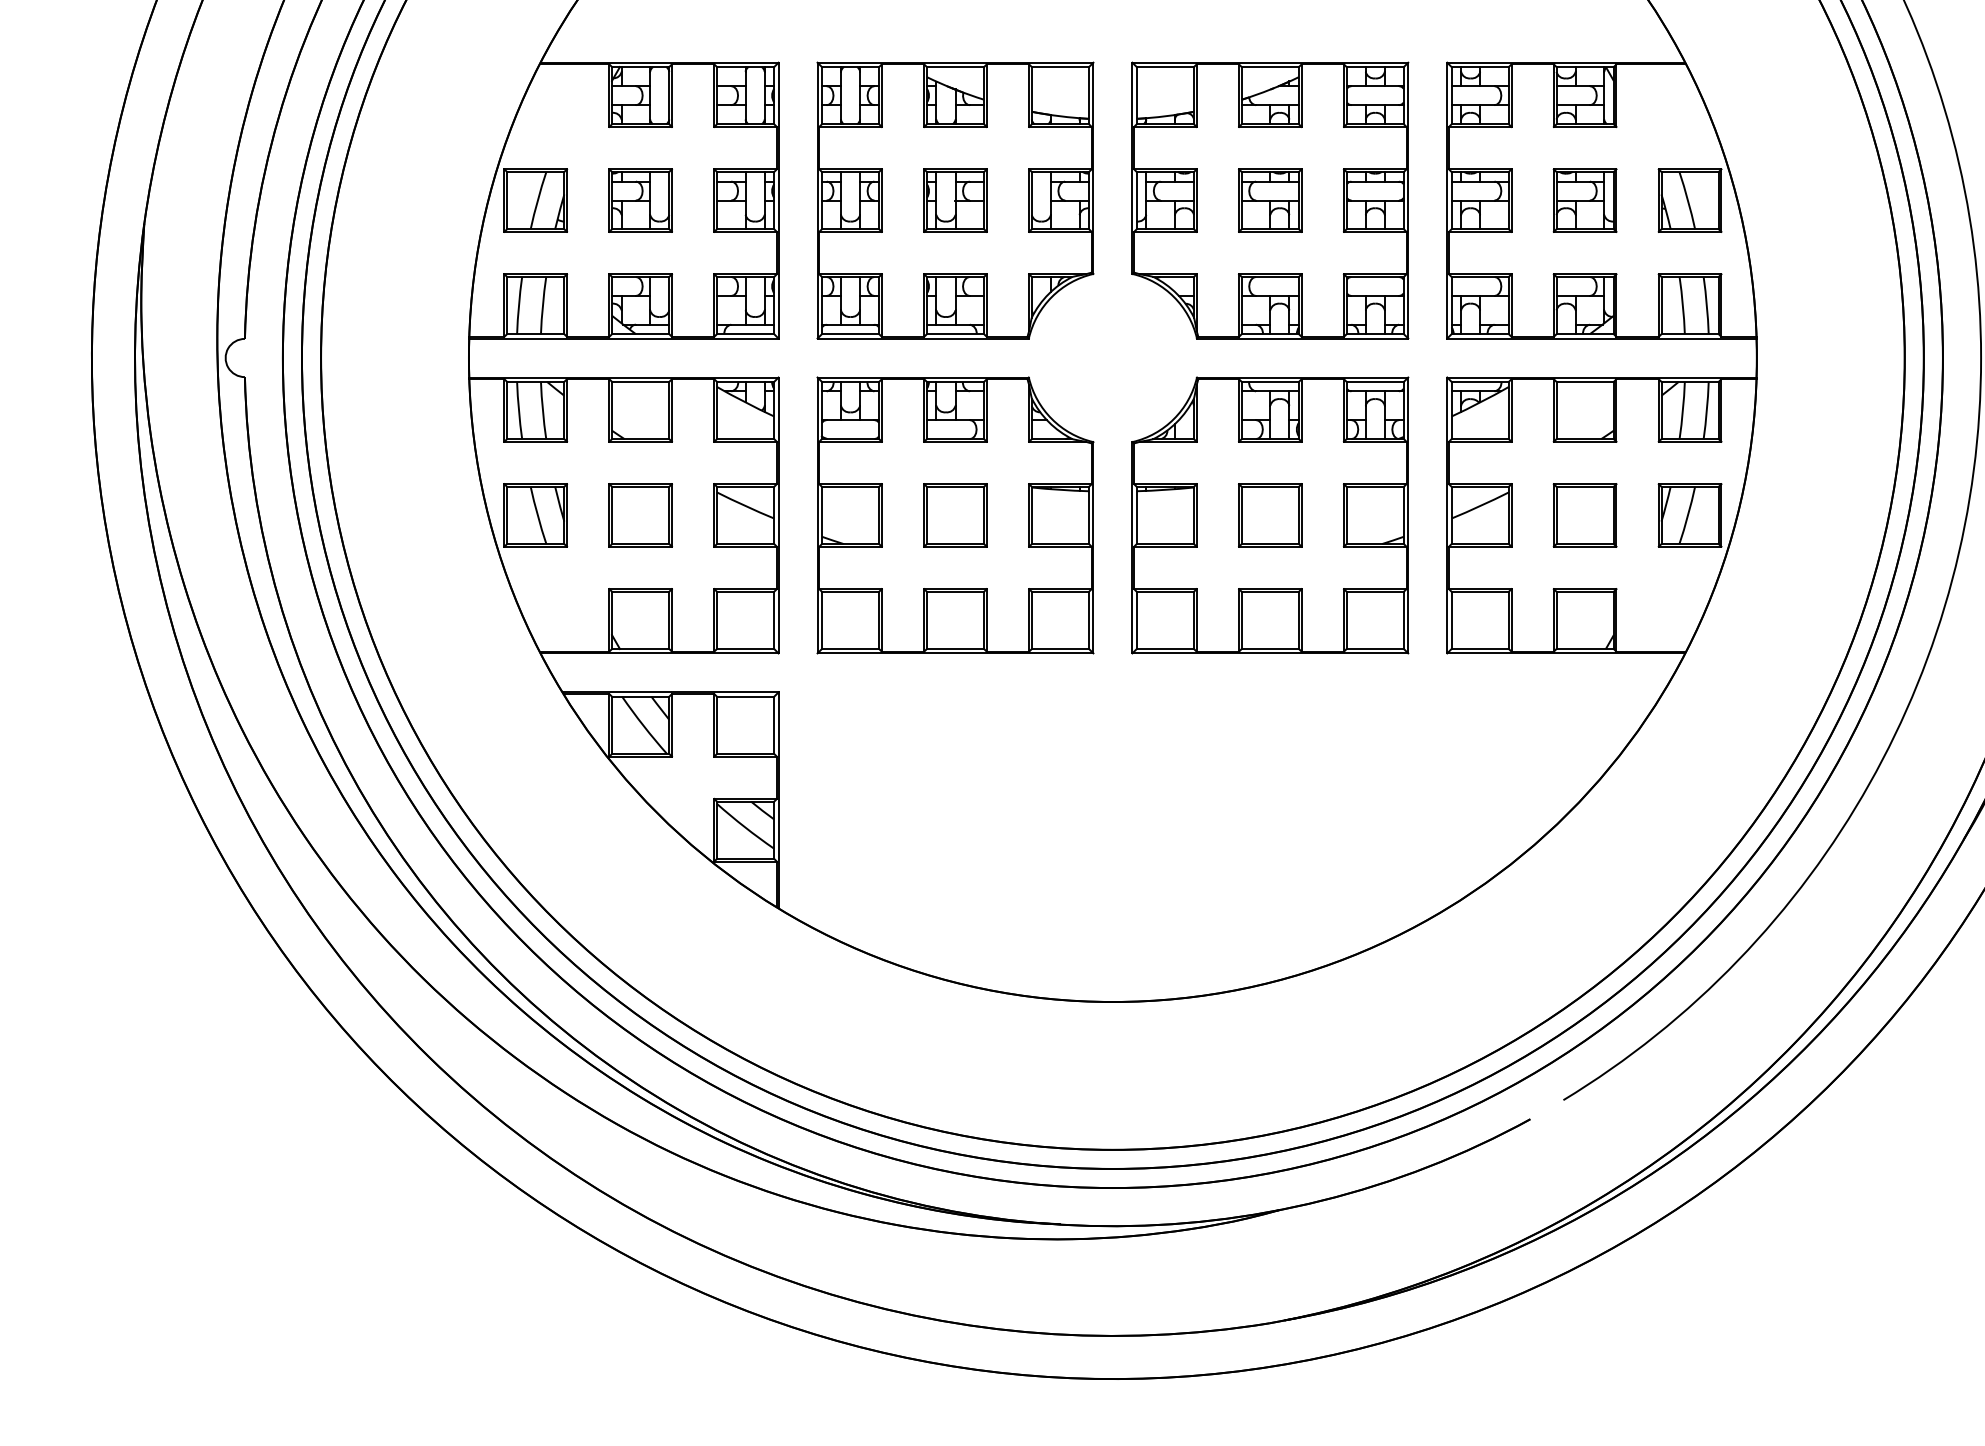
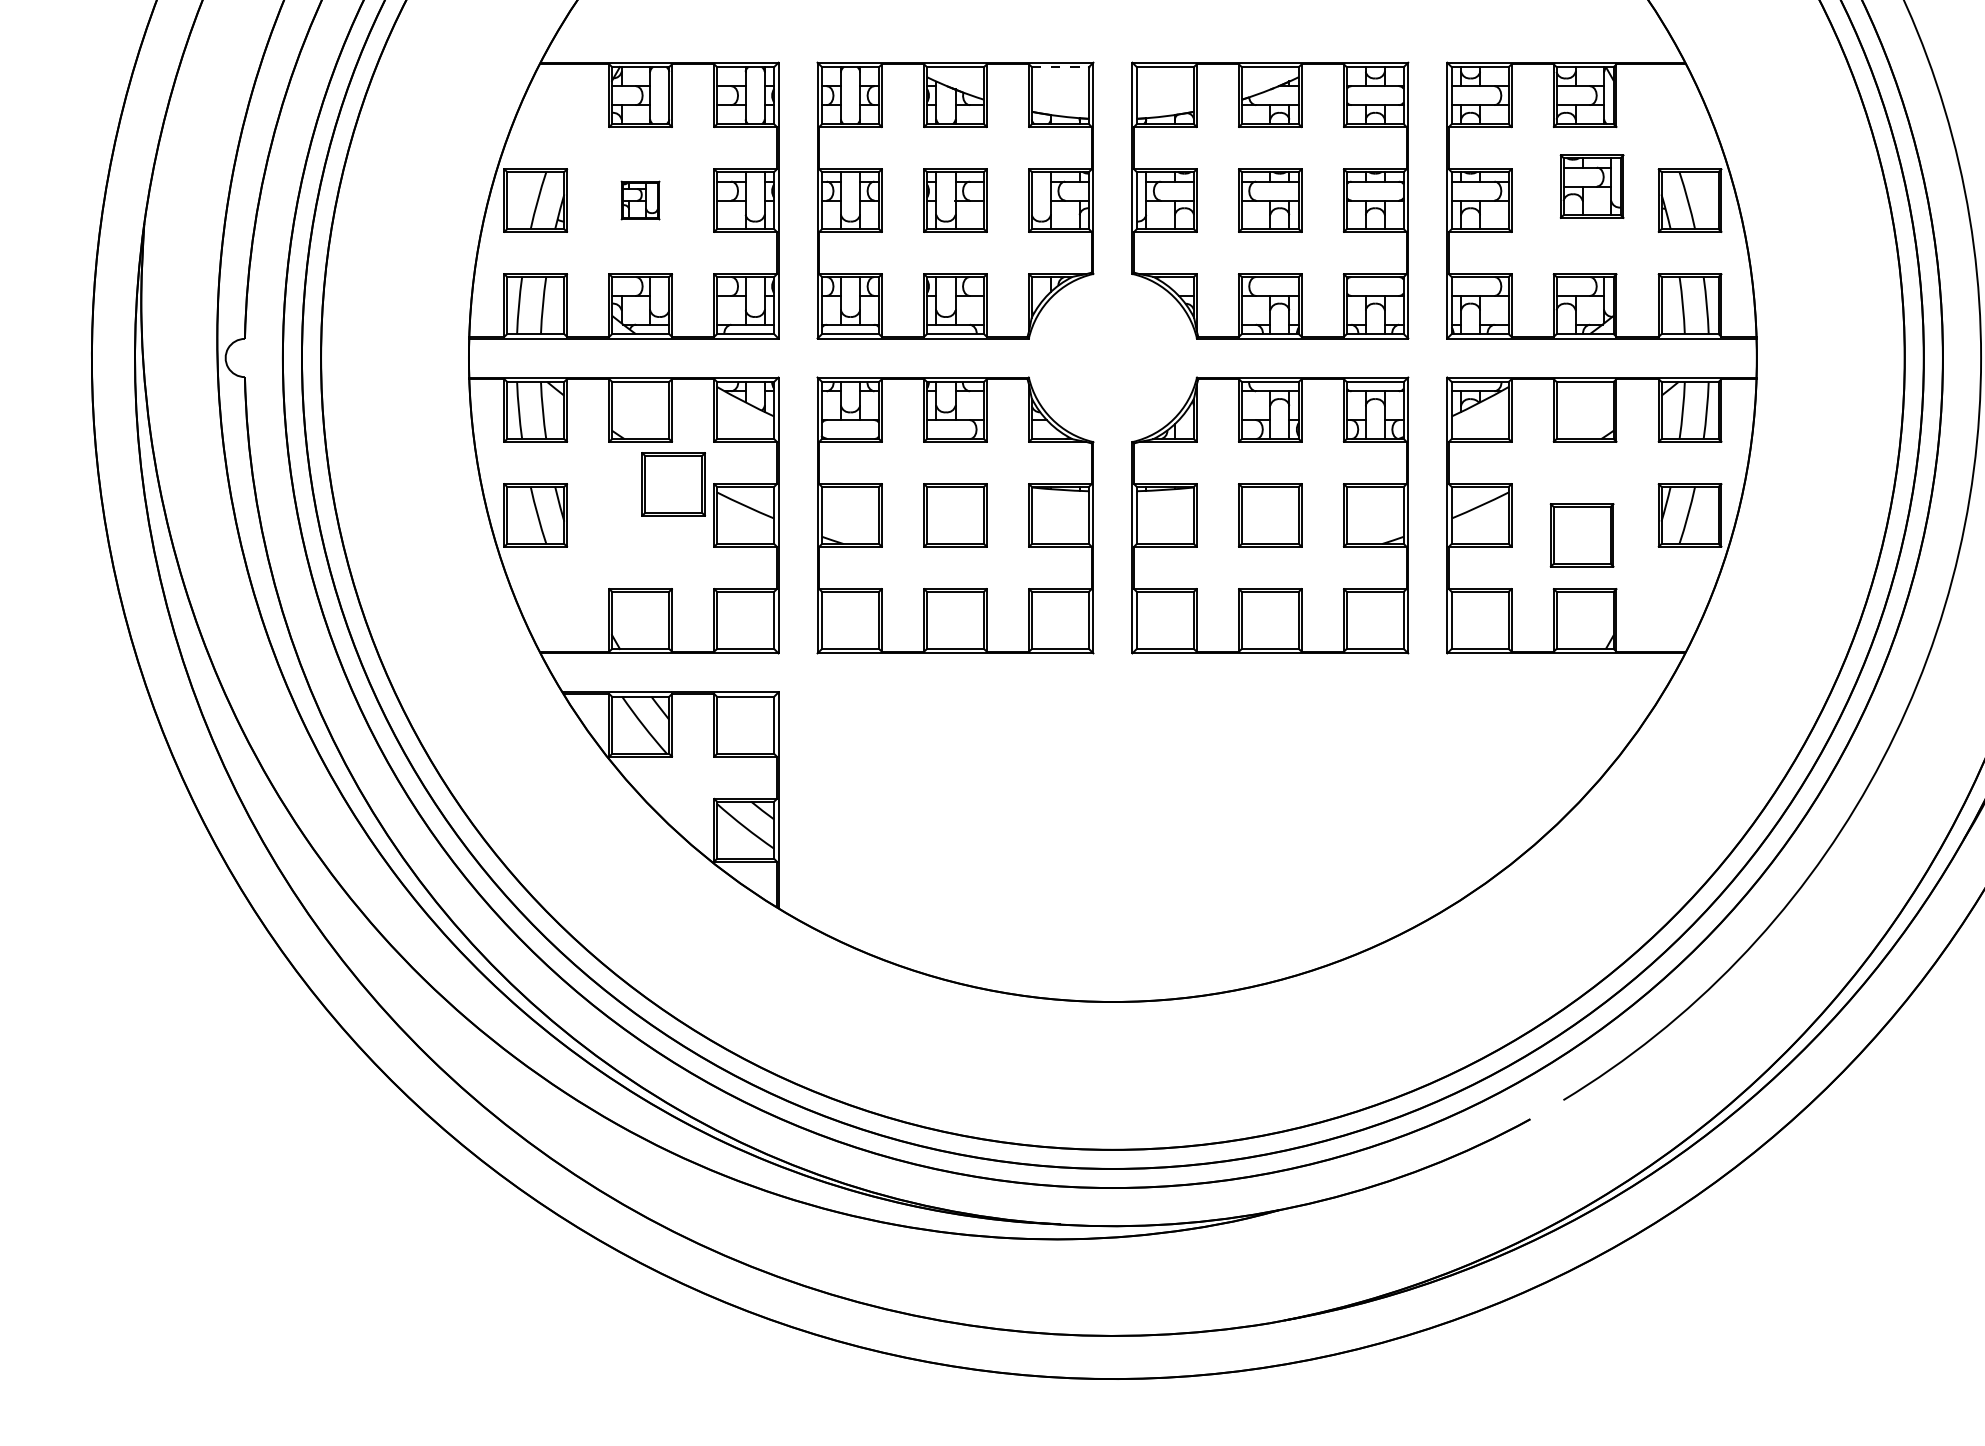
line: solid -> dashed (1060, 67)
part size: 65x65 px -> 41x41 px (640, 200)
part position: (1584, 200) -> (1591, 186) (1591, 186)
part position: (640, 515) -> (673, 484) (673, 484)
part position: (1584, 515) -> (1581, 535) (1581, 535)
